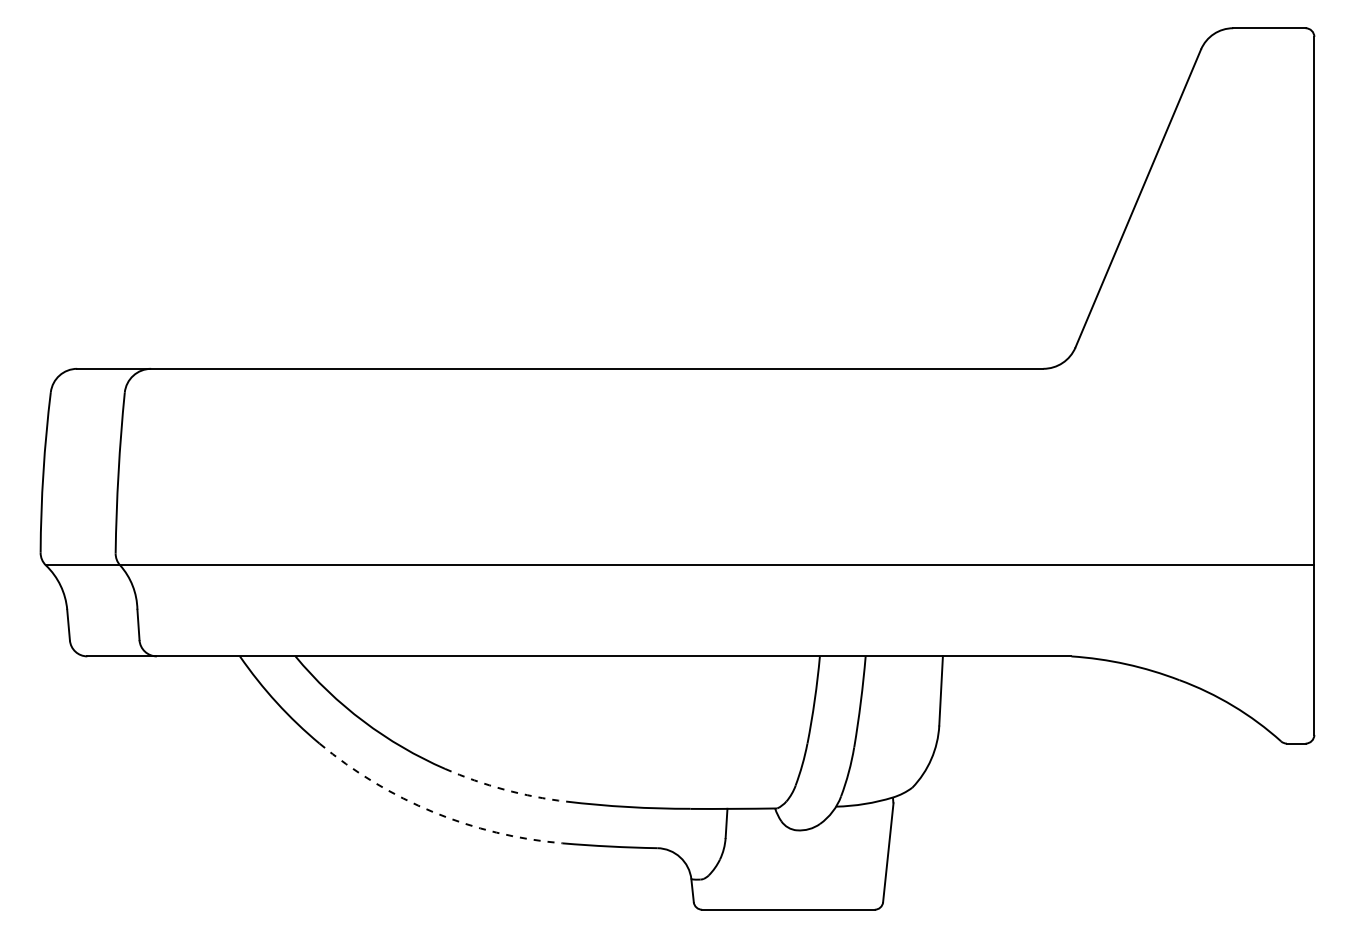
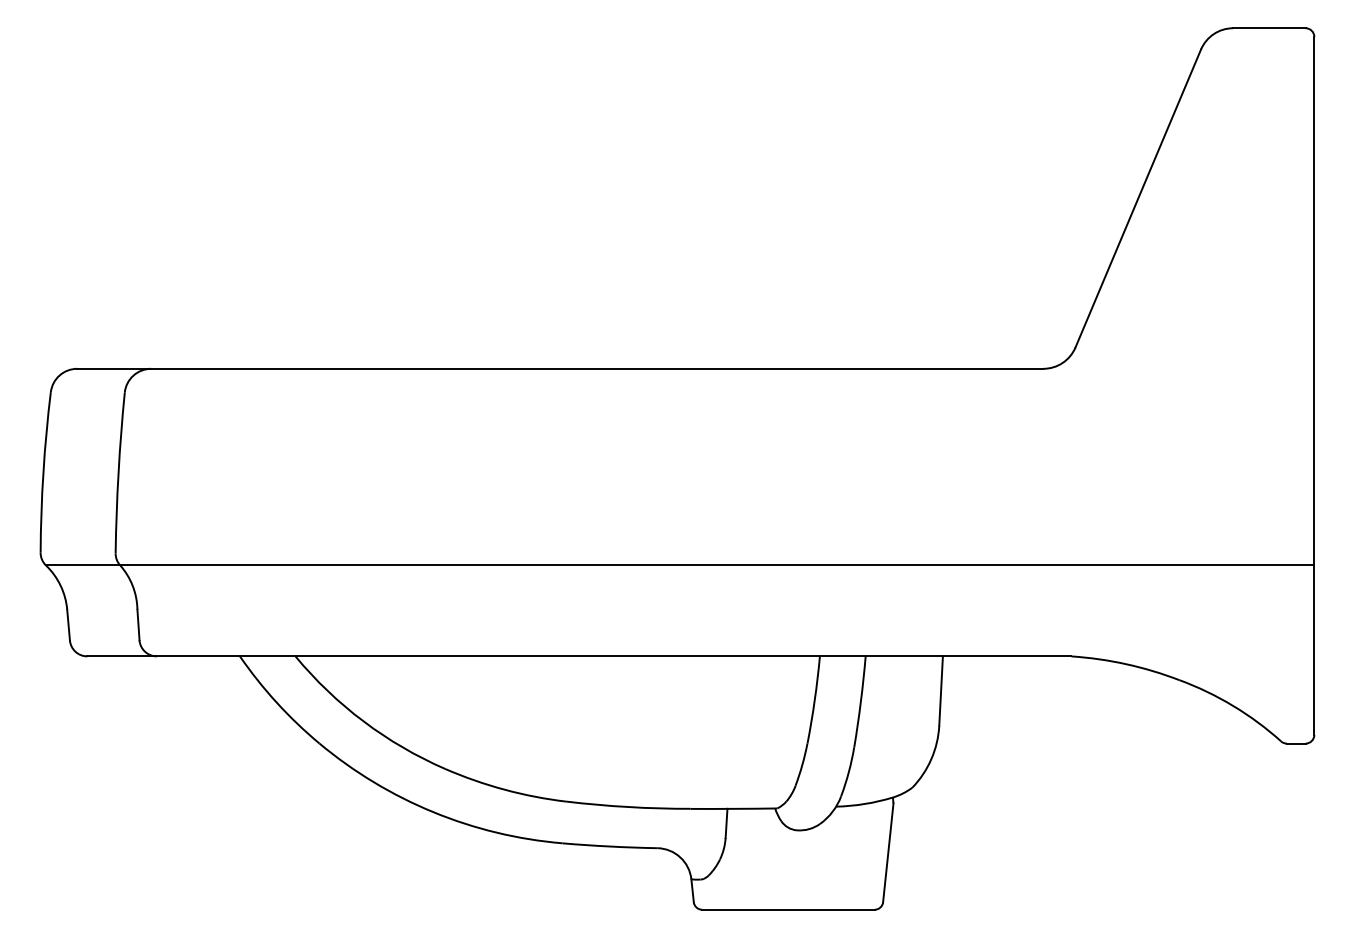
arc: dashed -> solid (504, 789)
arc: dashed -> solid (433, 812)
